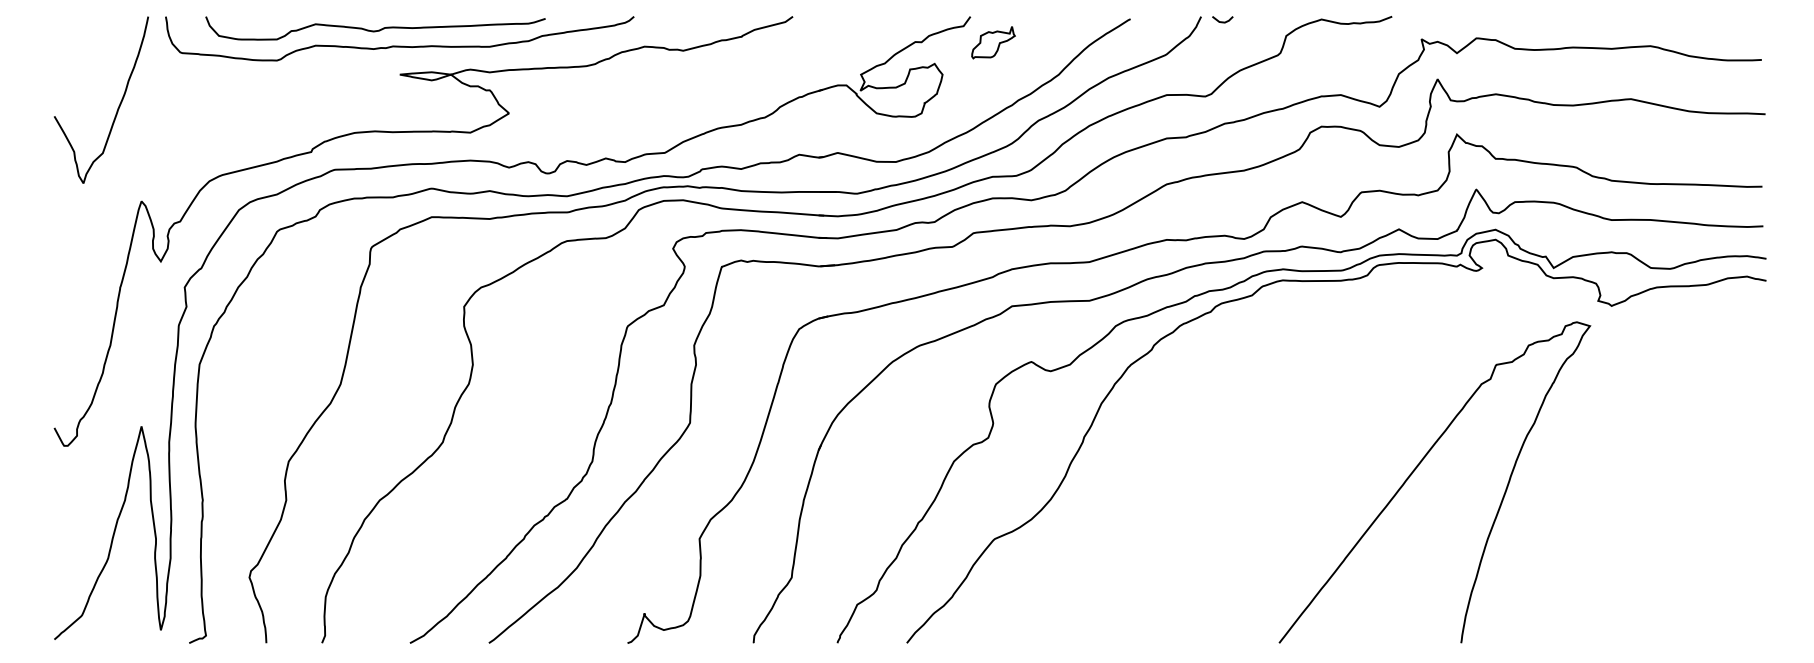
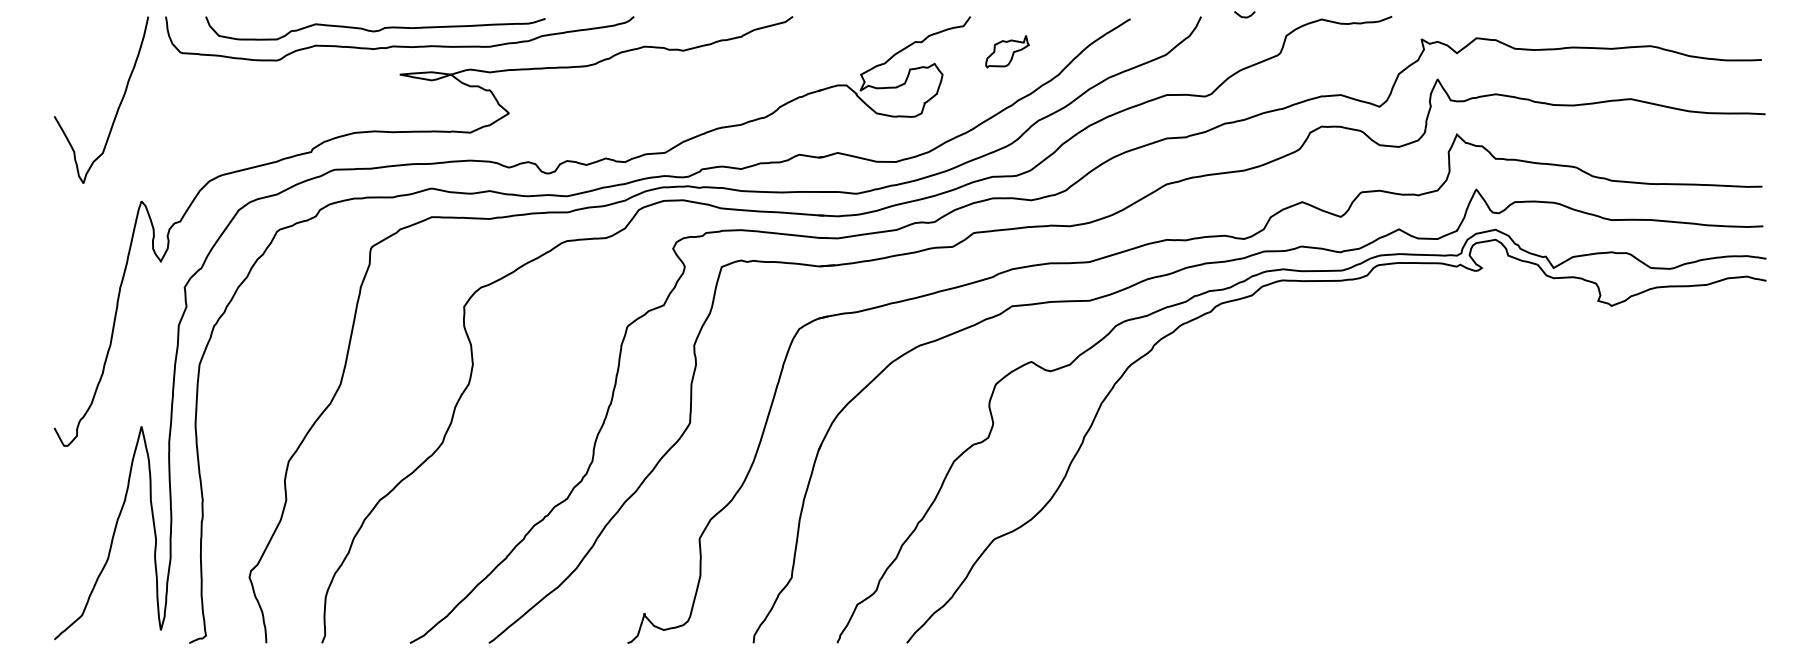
line position: (1222, 21) -> (1244, 16) (1244, 16)
part position: (993, 42) -> (1007, 51) (1007, 51)
curve: present -> none (1416, 469)
